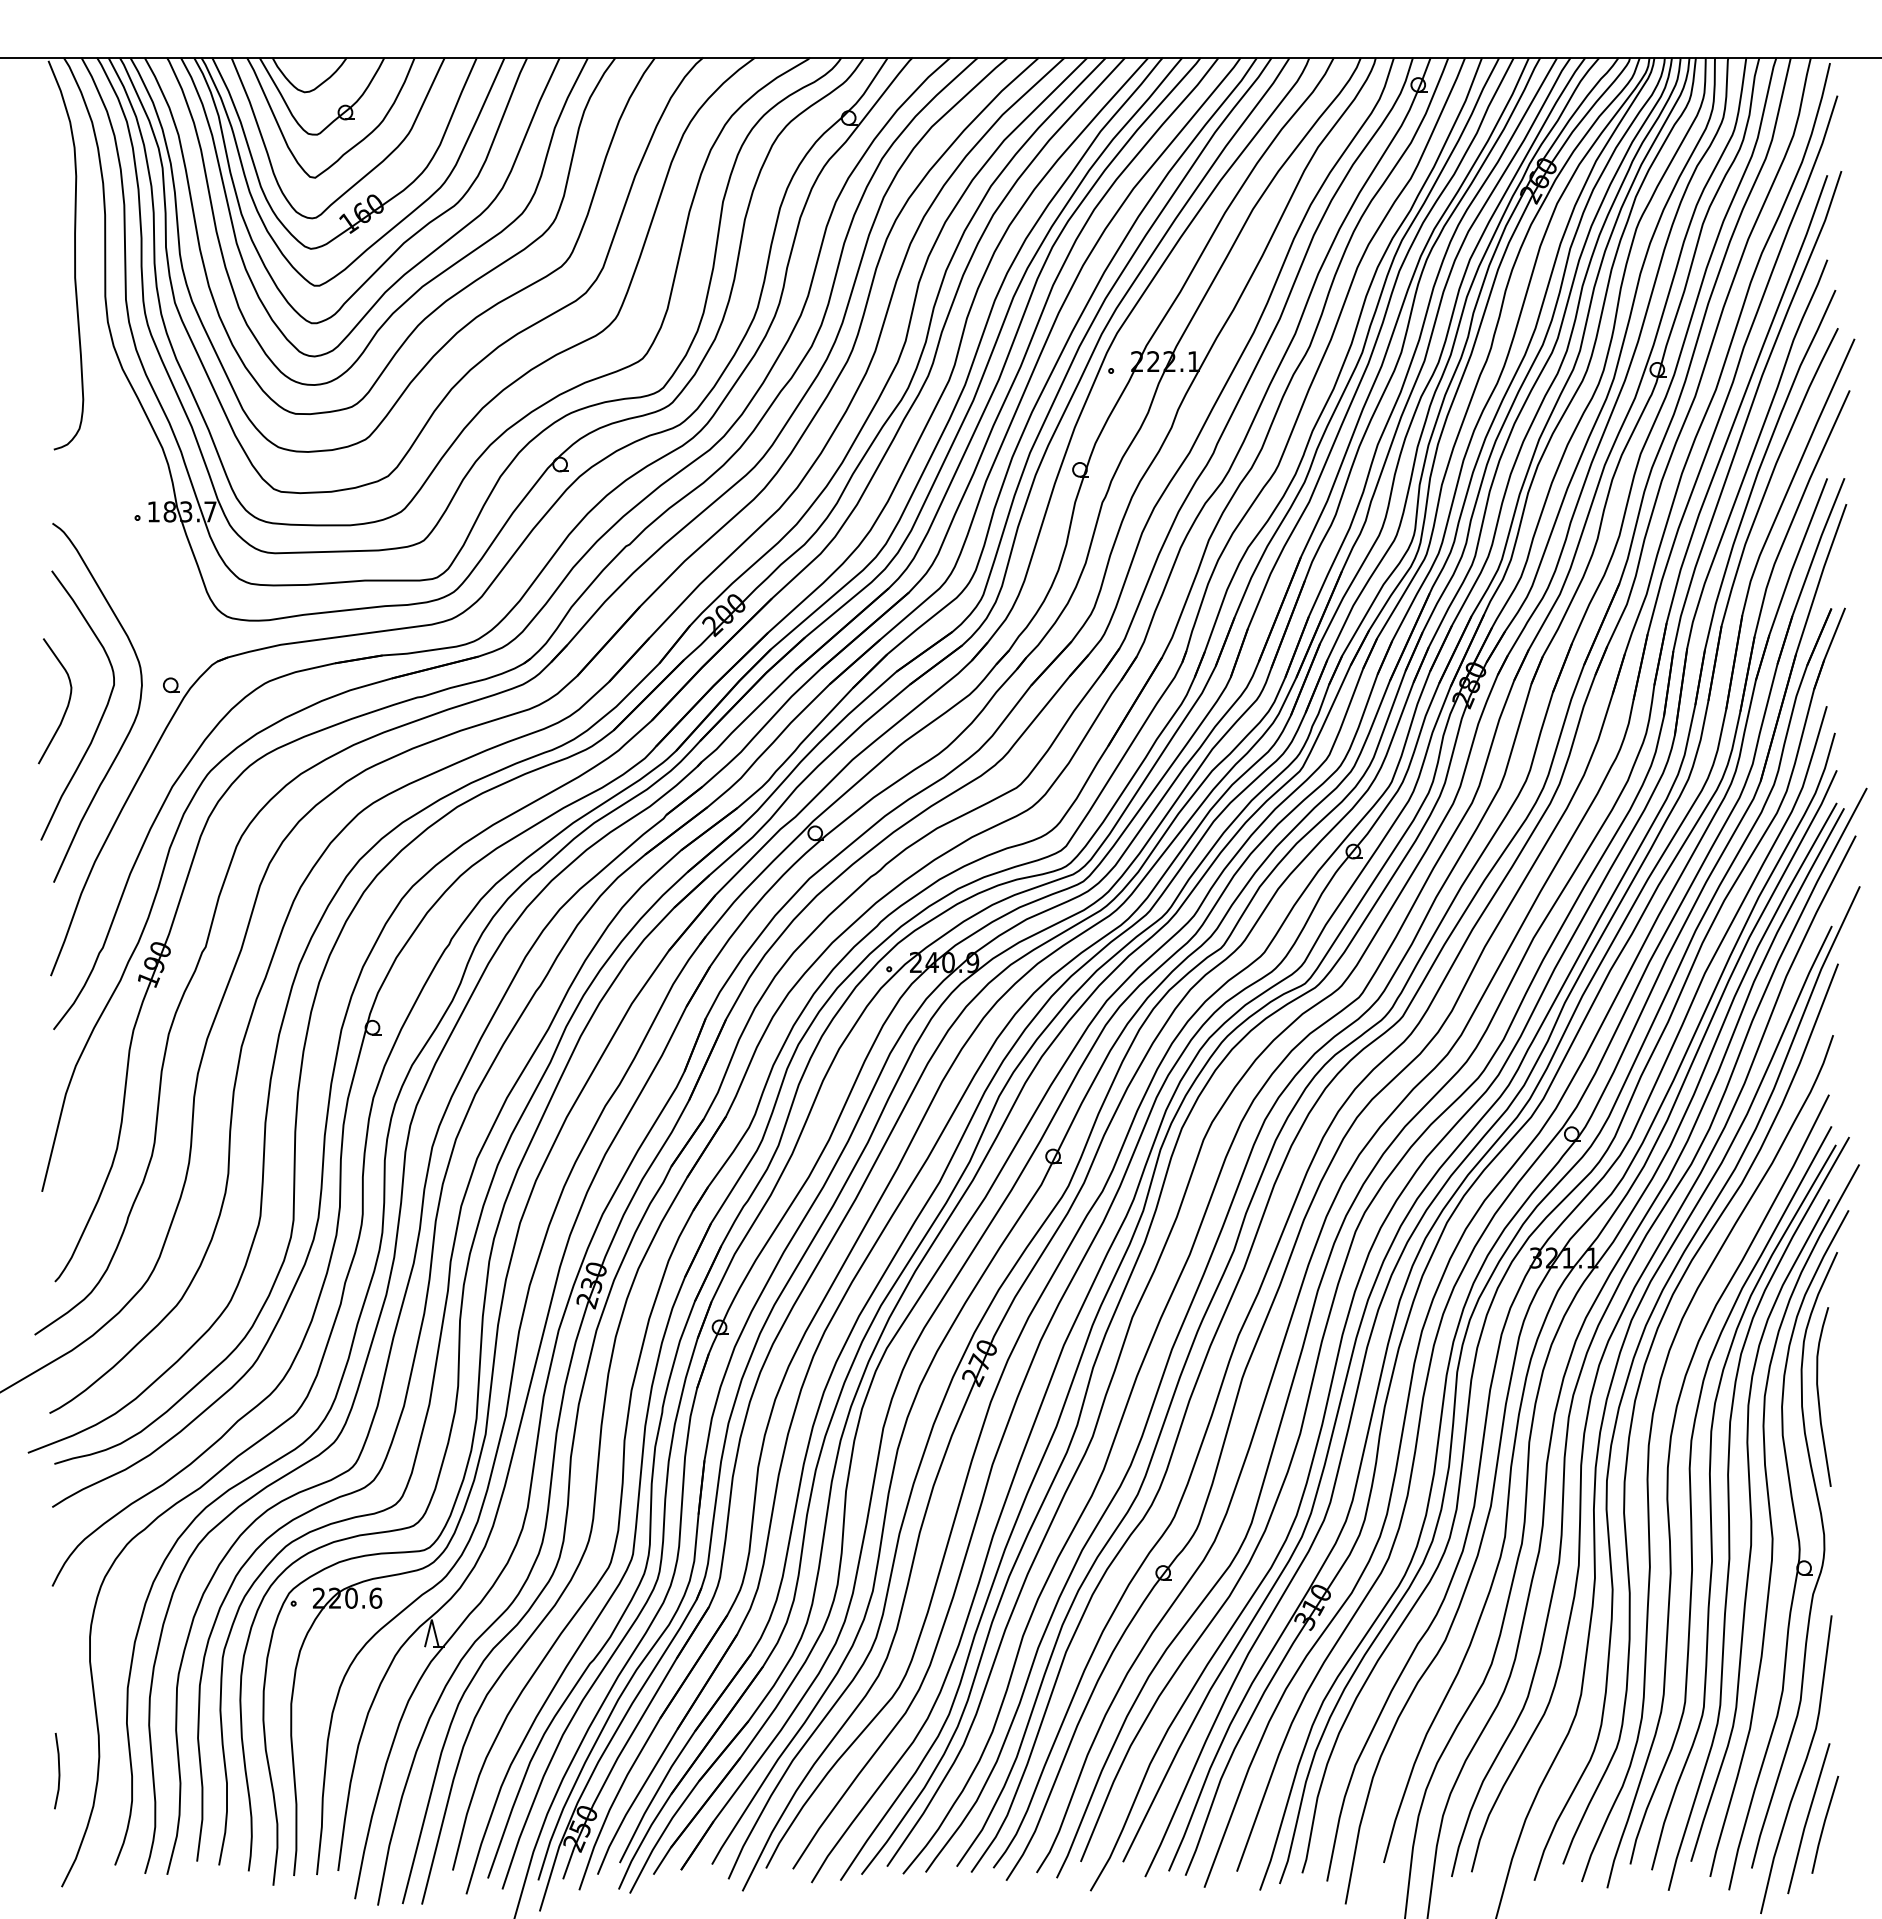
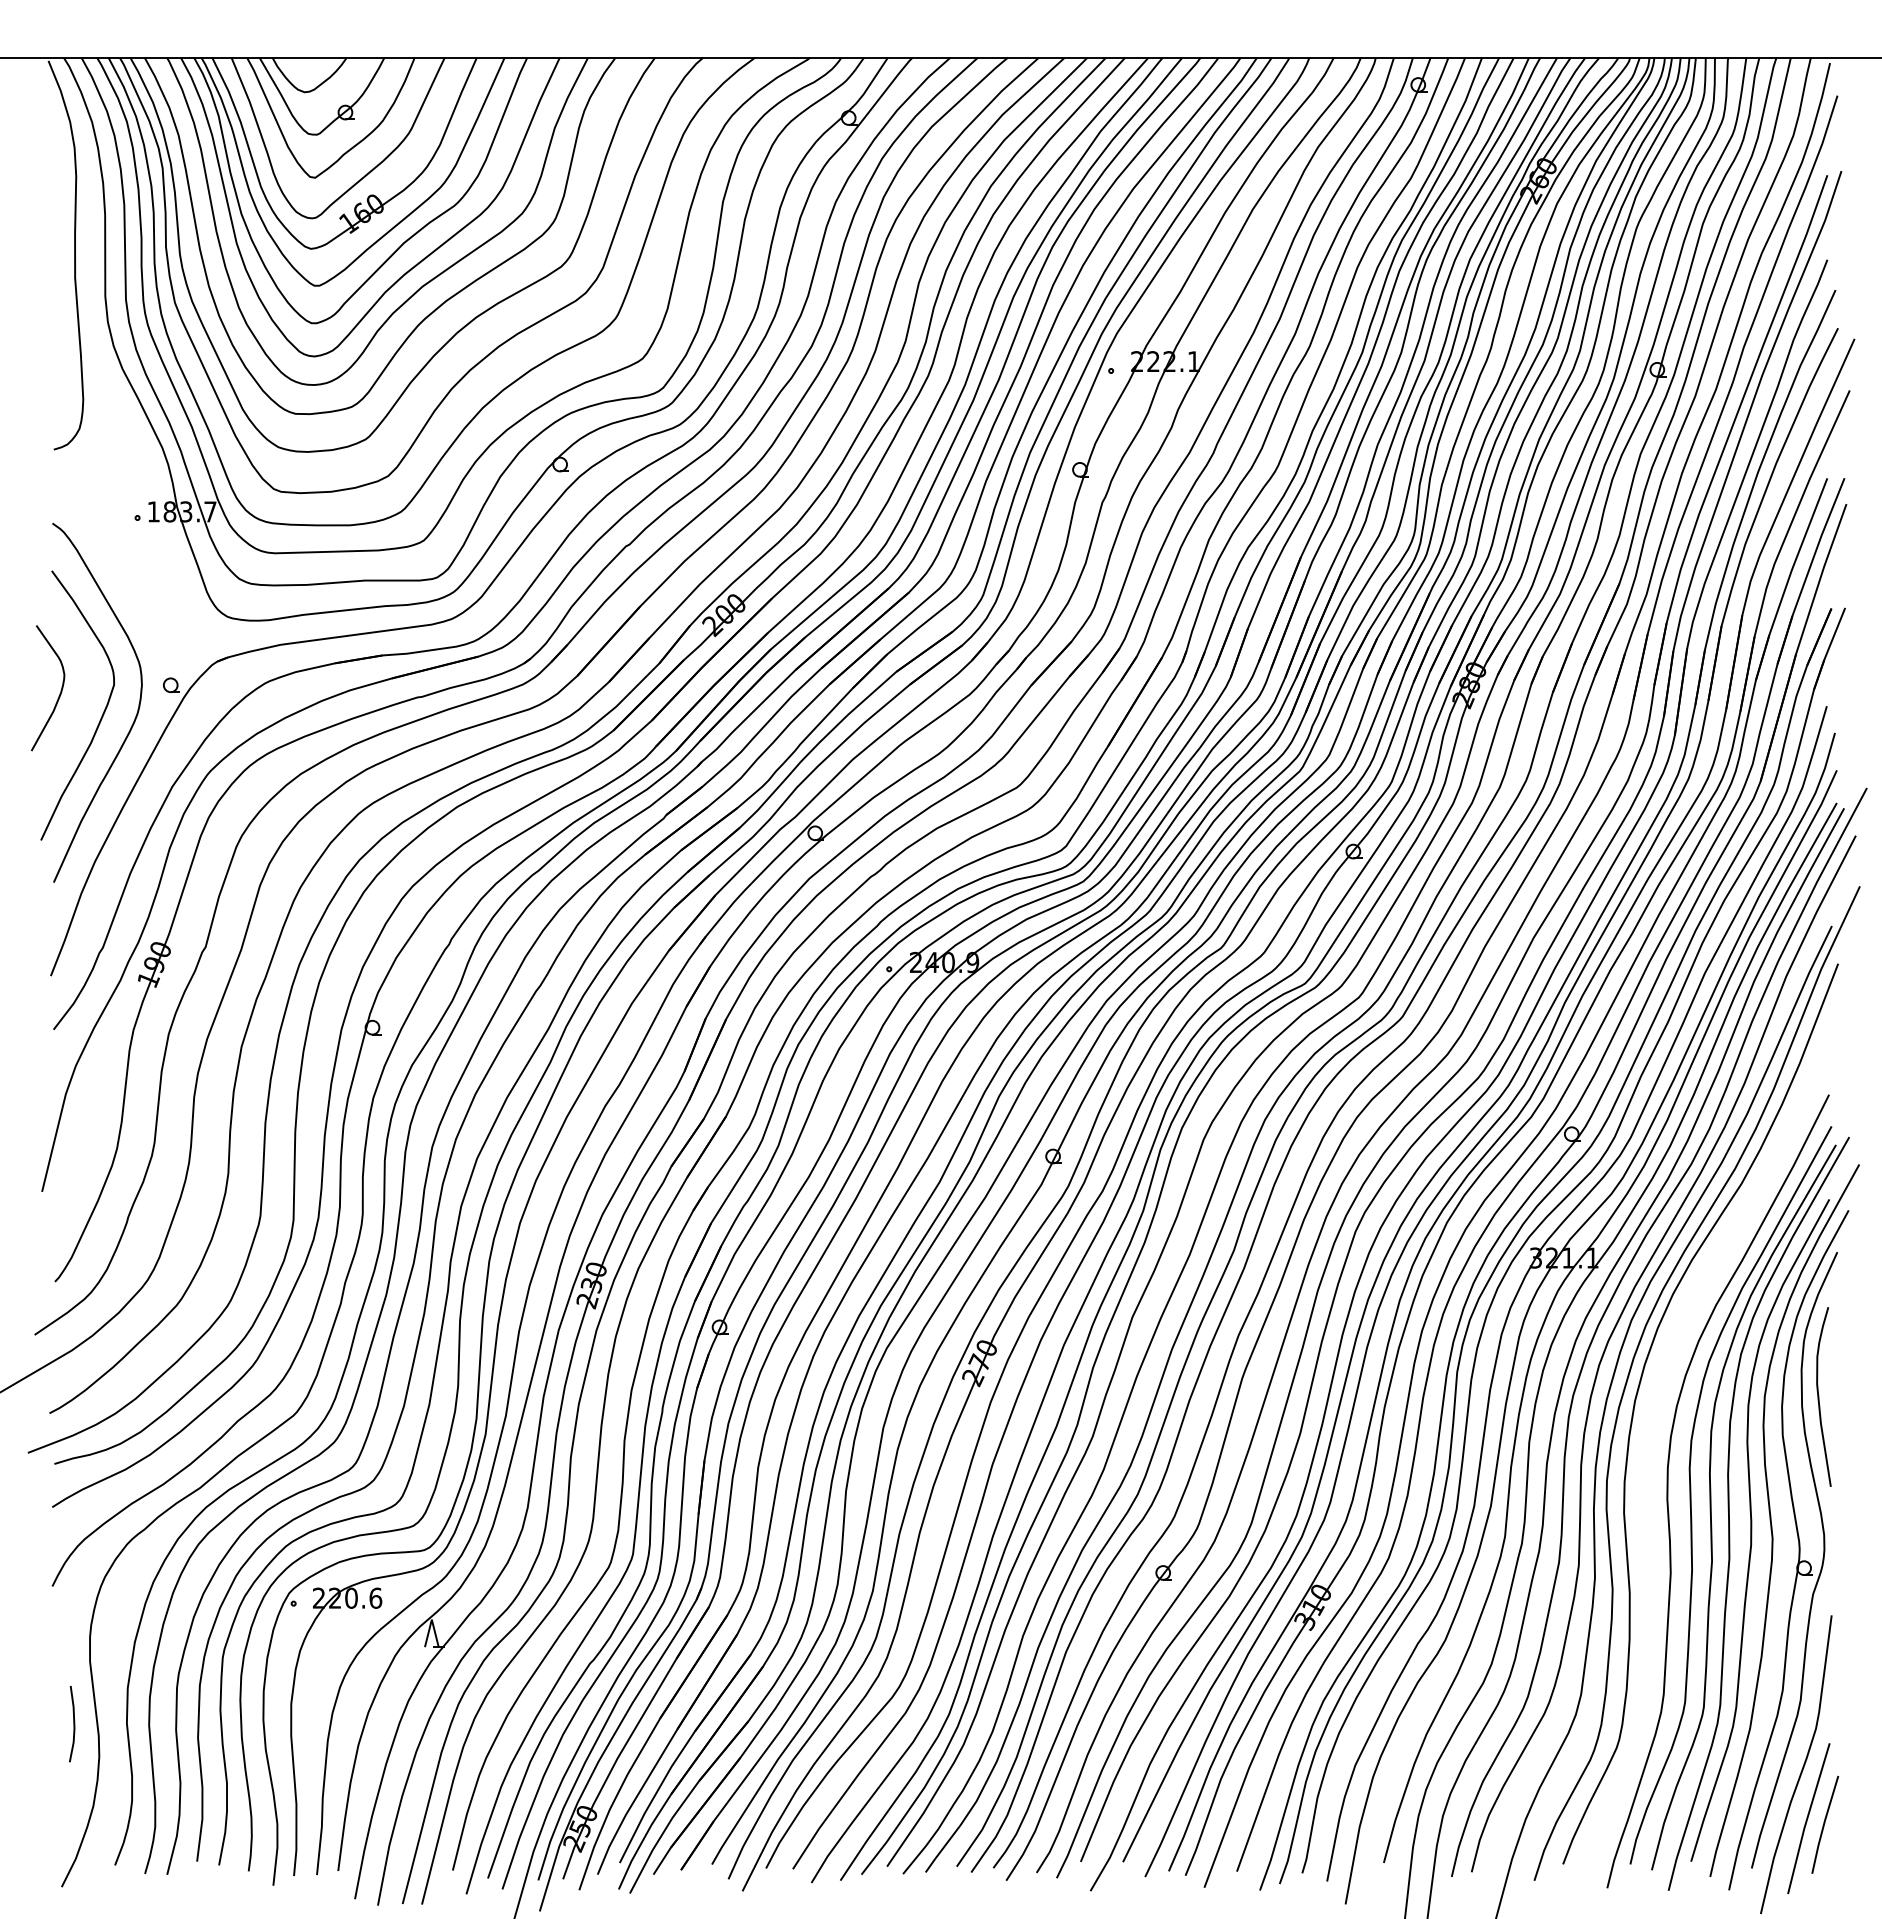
curve position: (66, 706) -> (59, 693) (59, 693)
curve: present -> none (1649, 1458)
line position: (58, 1771) -> (73, 1724) (73, 1724)
